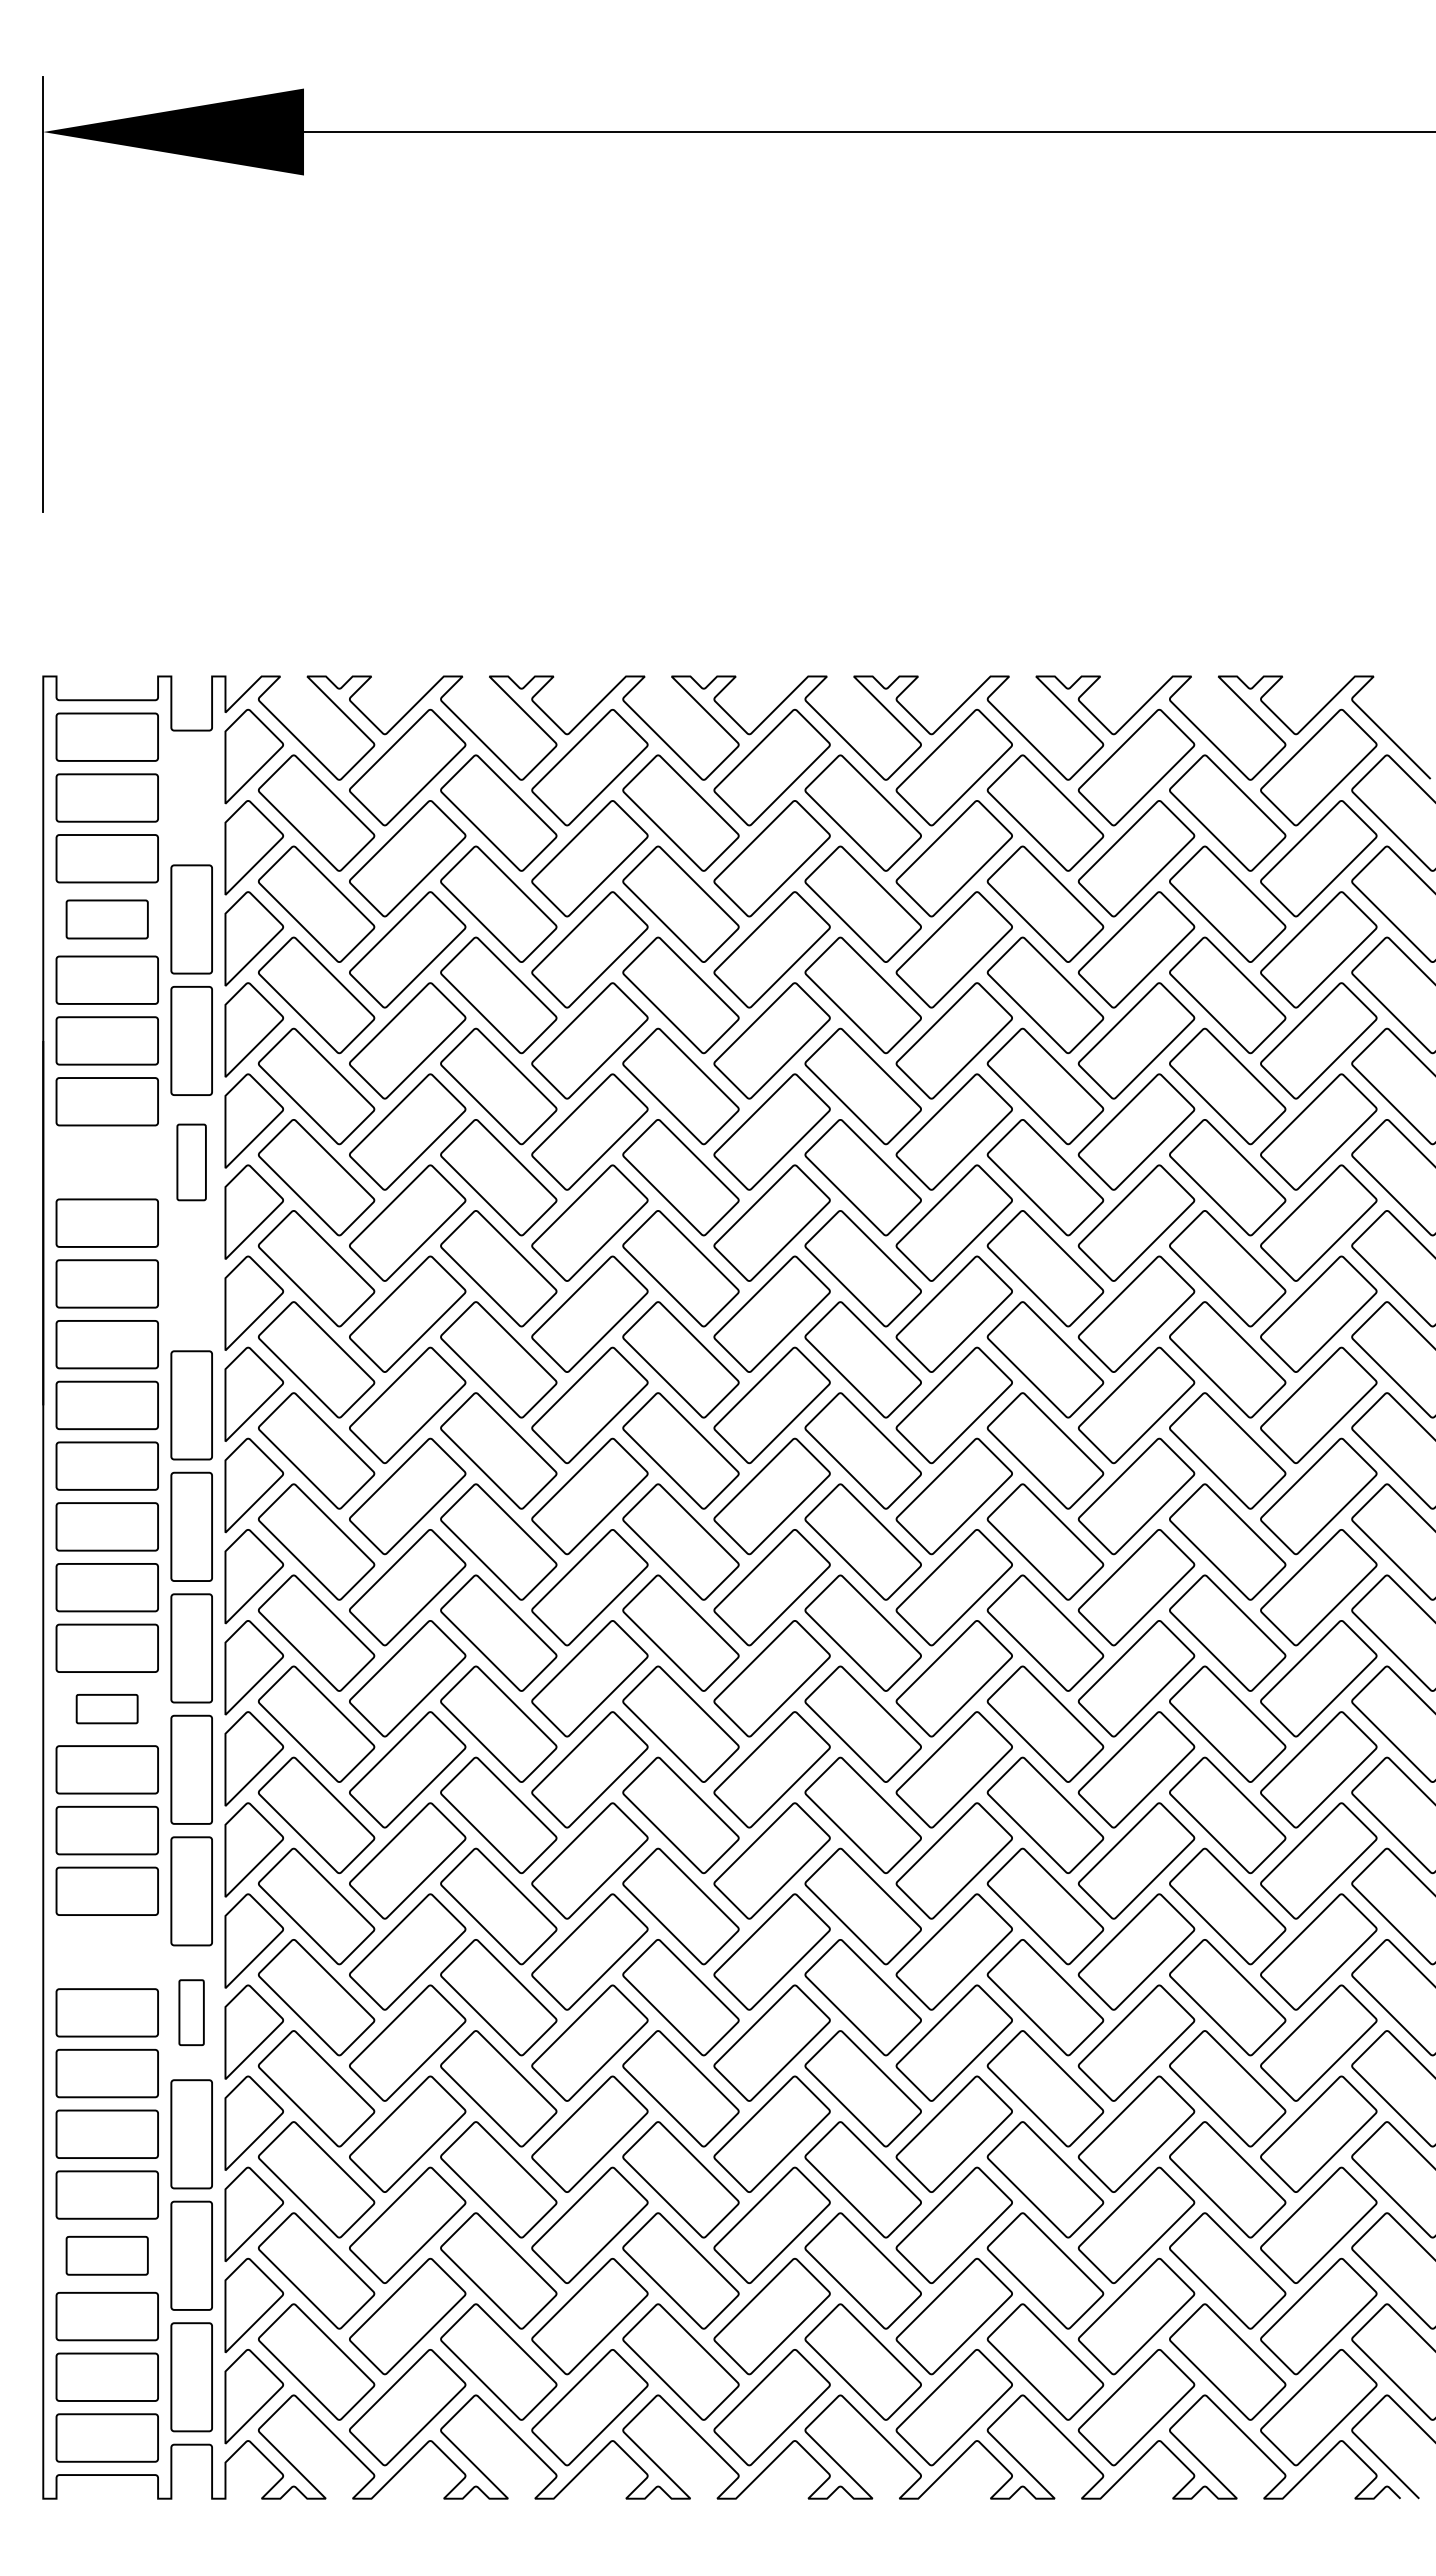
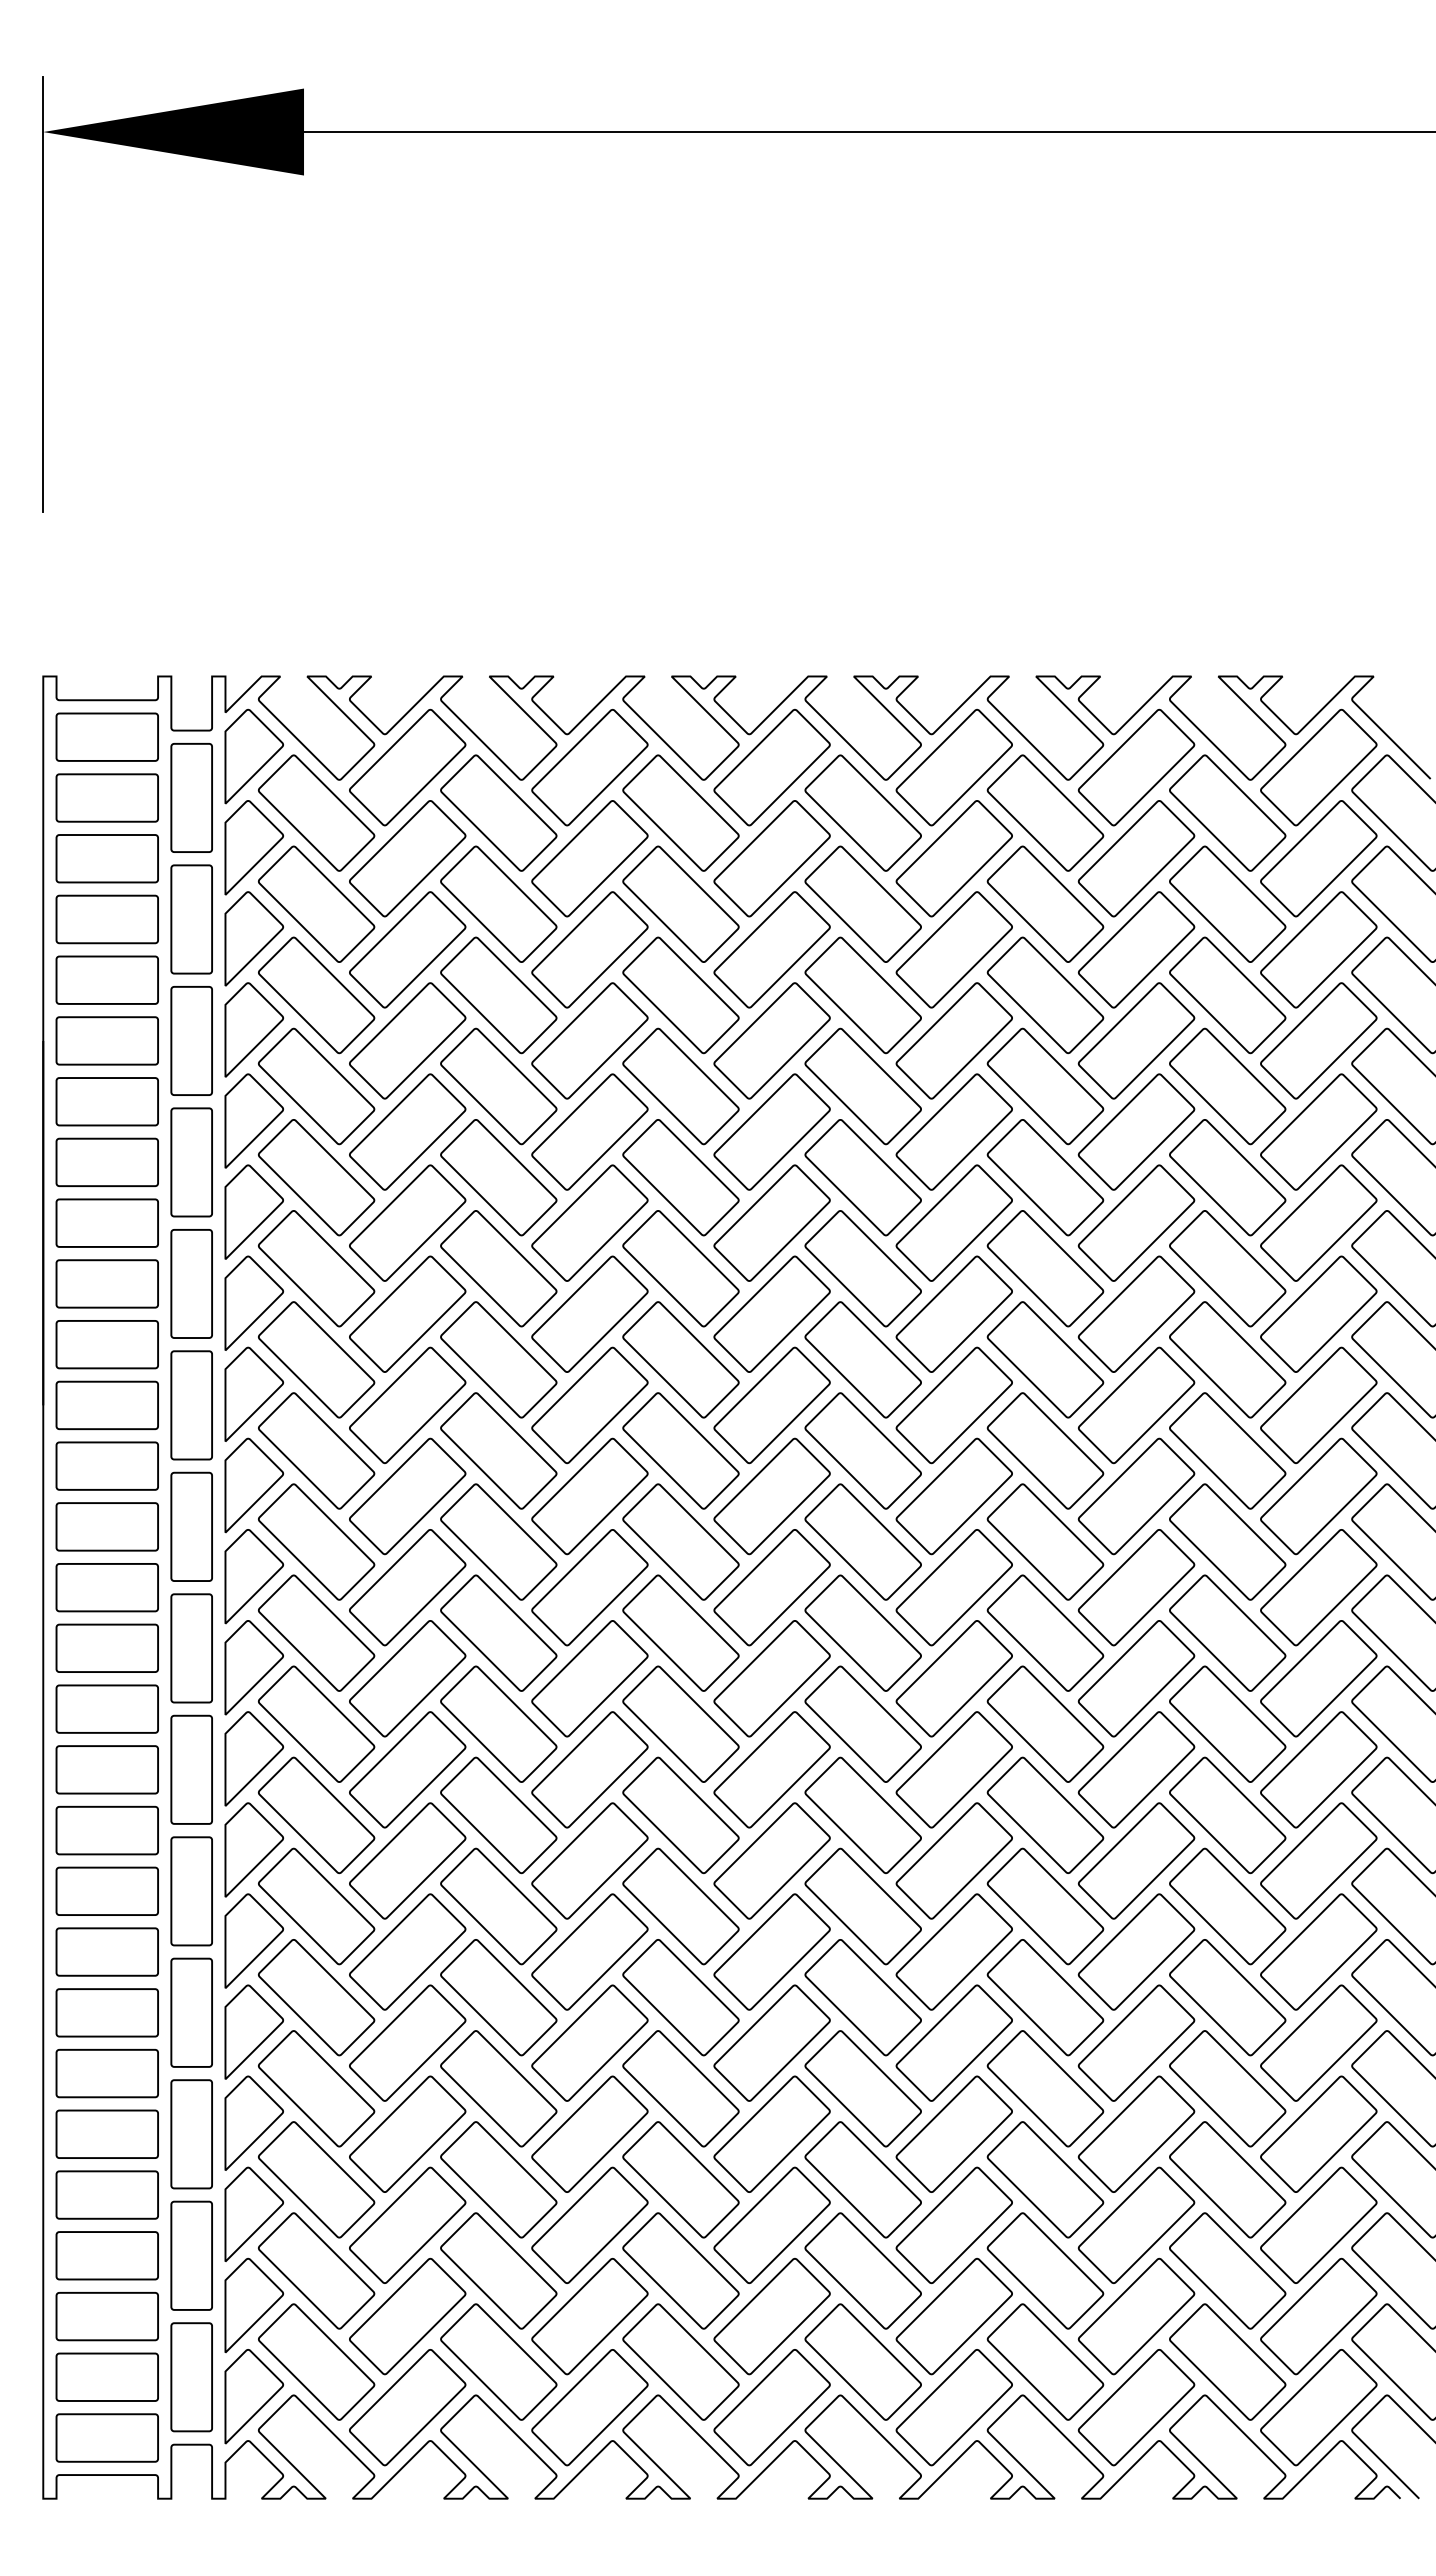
part: none -> present (191, 797)
part size: 84x41 px -> 104x51 px (106, 919)
part: none -> present (106, 1161)
part size: 31x79 px -> 43x111 px (191, 1162)
part: none -> present (191, 1283)
part size: 64x31 px -> 104x50 px (106, 1708)
part: none -> present (106, 1951)
part size: 27x67 px -> 43x111 px (191, 2012)
part size: 84x41 px -> 104x50 px (106, 2255)
